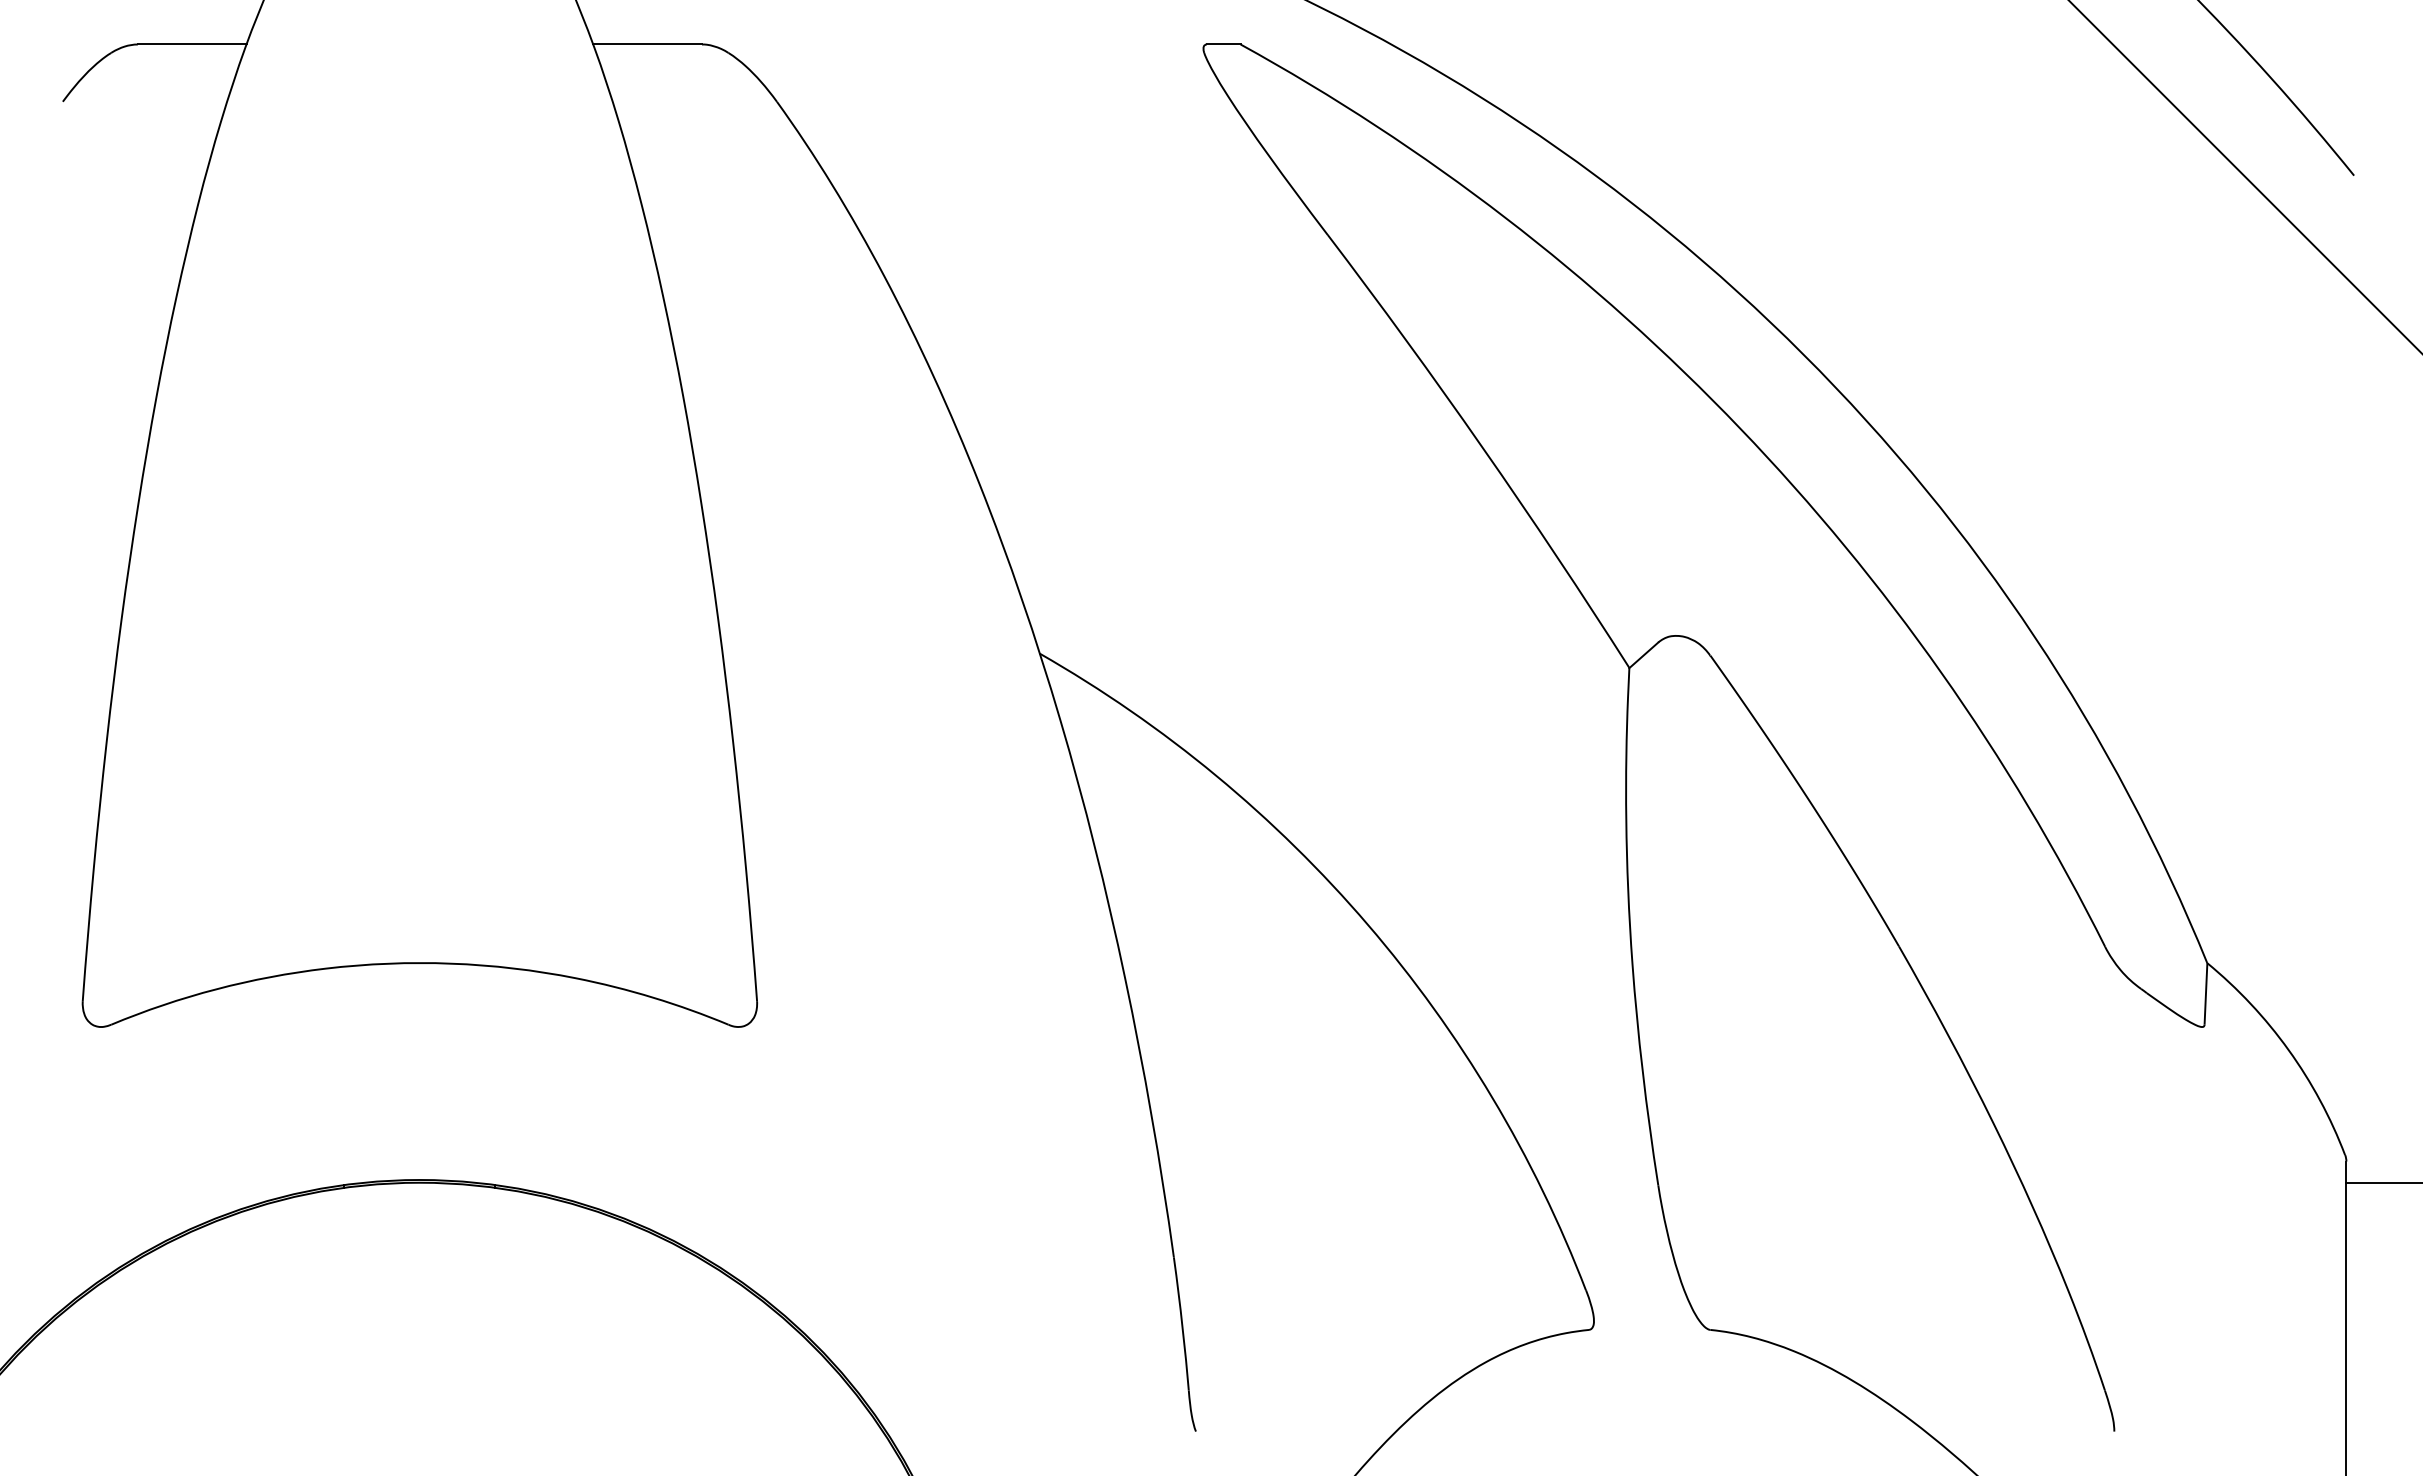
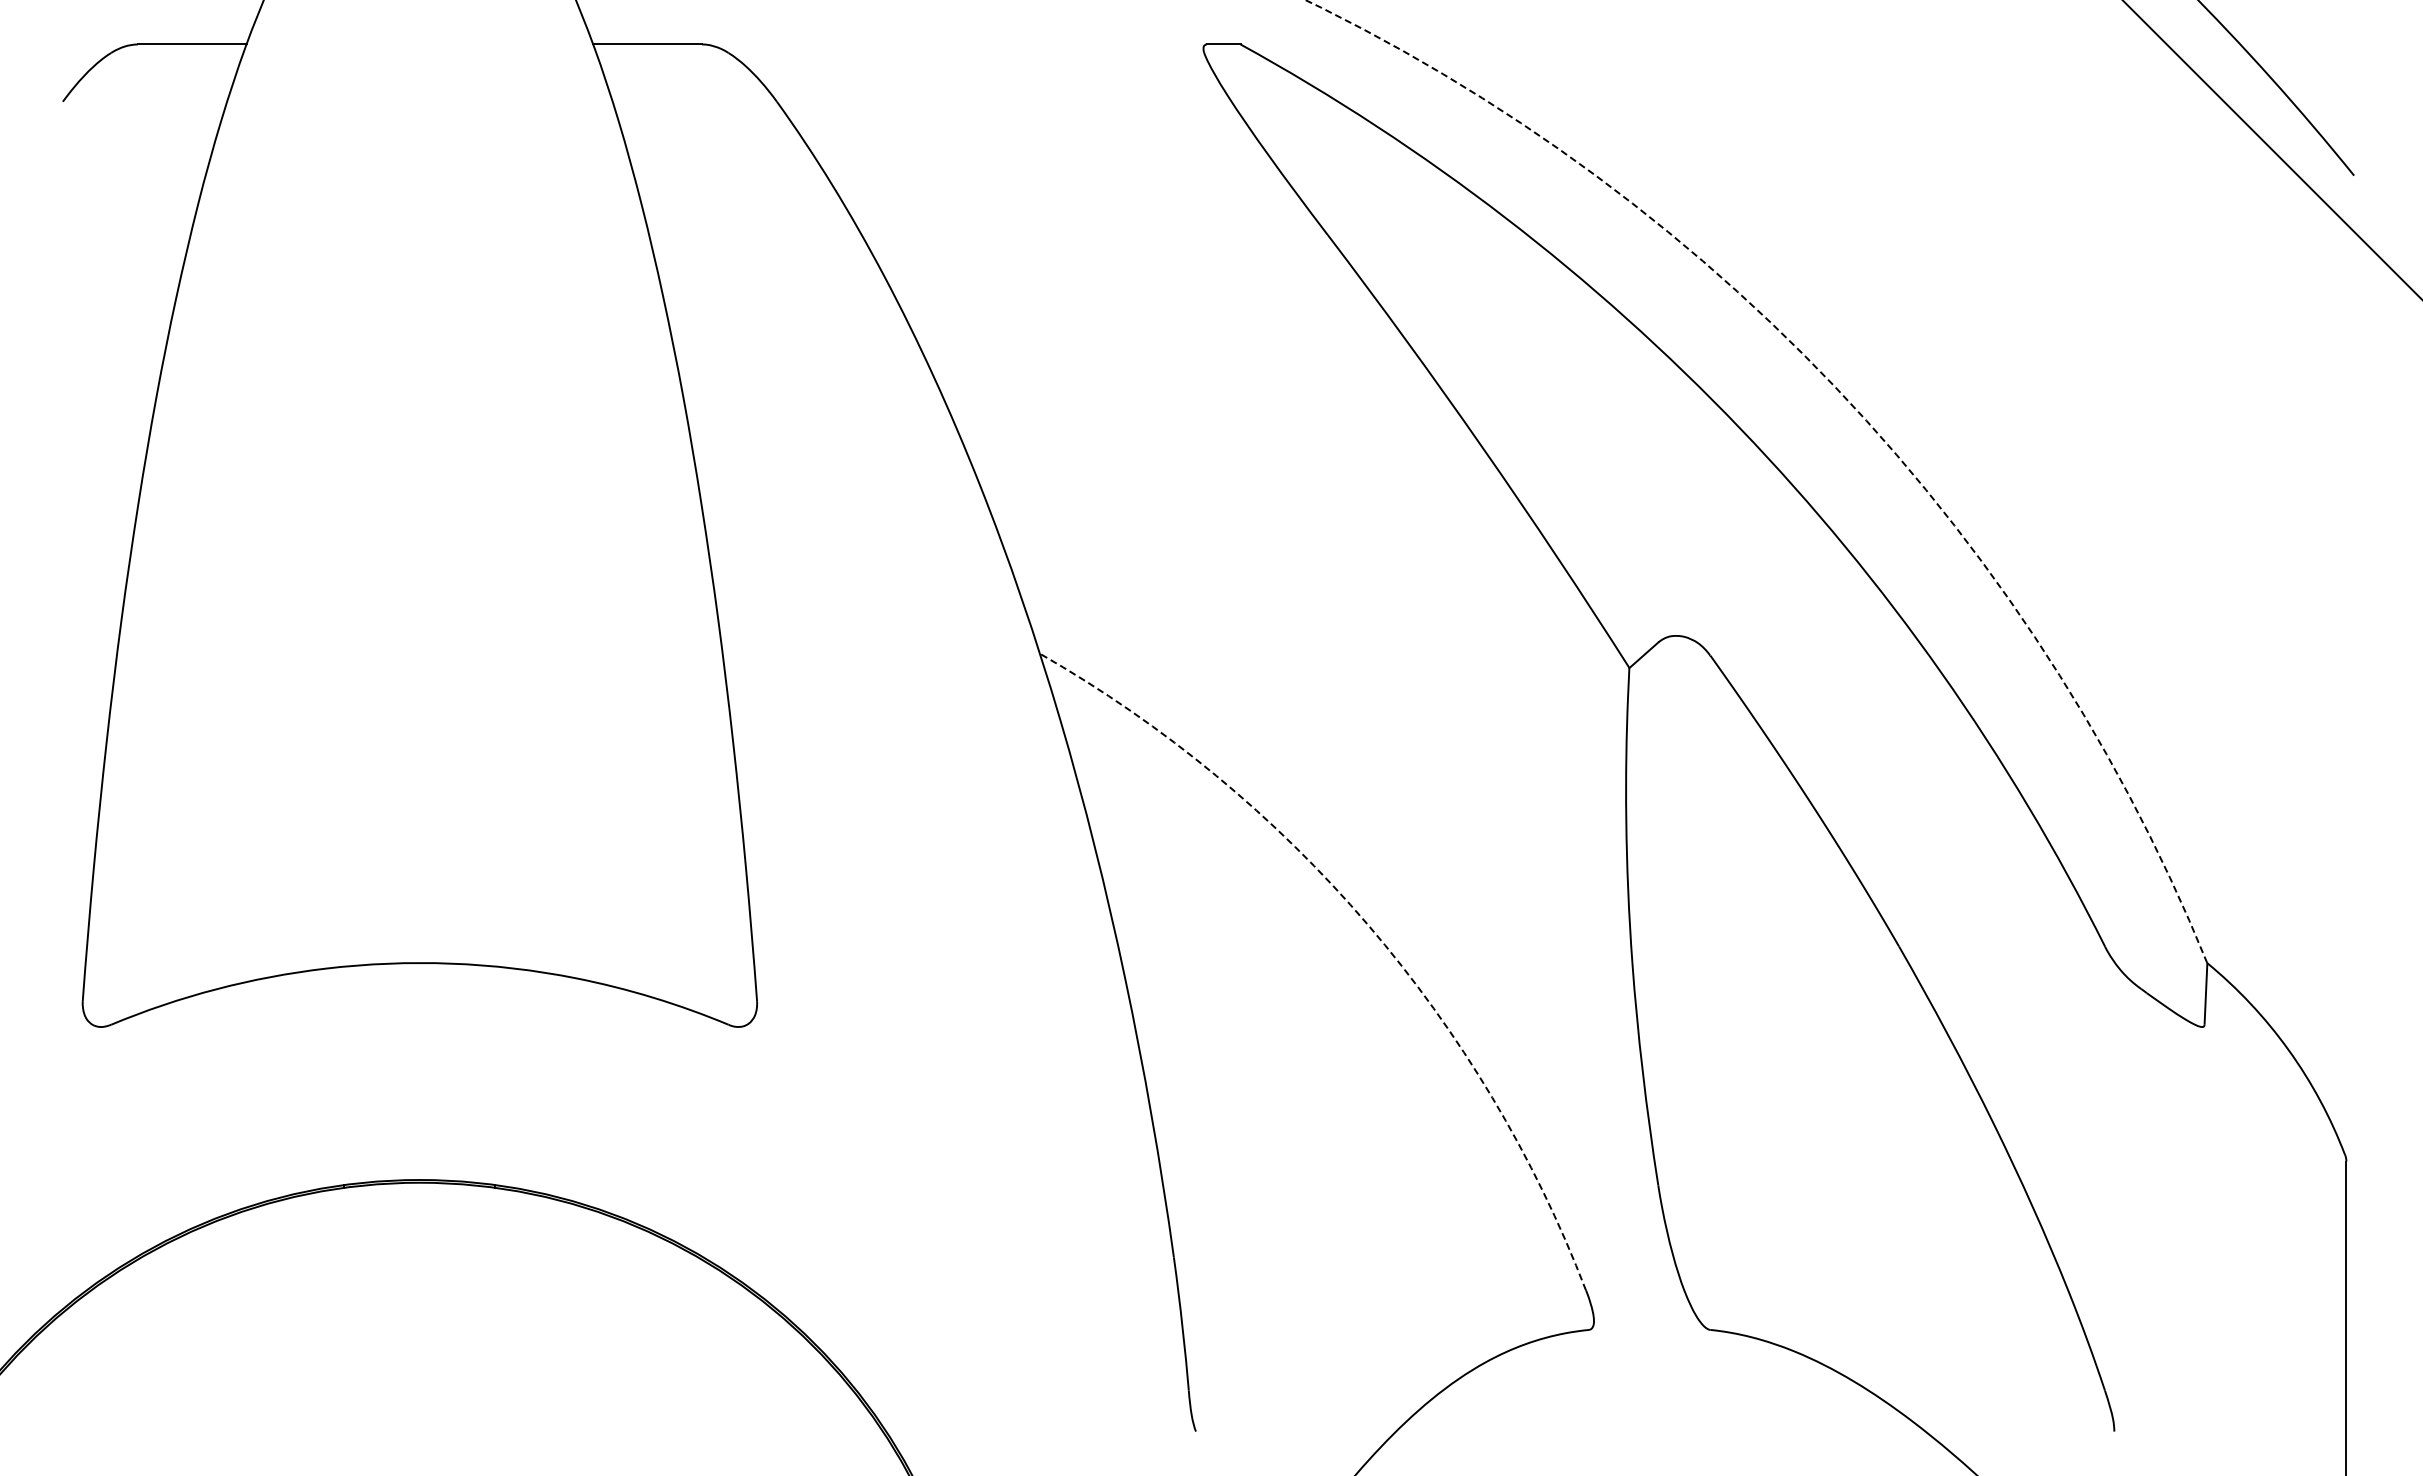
line position: (2244, 176) -> (2271, 149) (2271, 149)
arc: solid -> dashed (1845, 398)
arc: solid -> dashed (1367, 924)
line: present -> none (2382, 1182)
